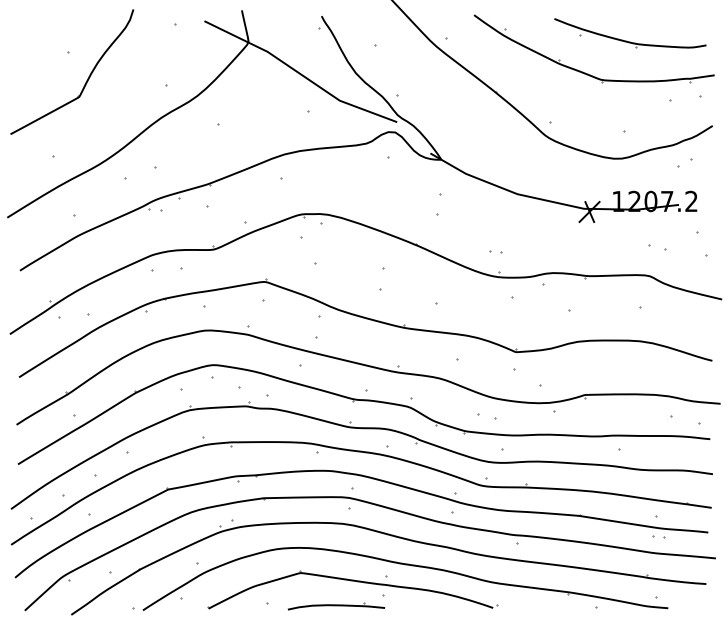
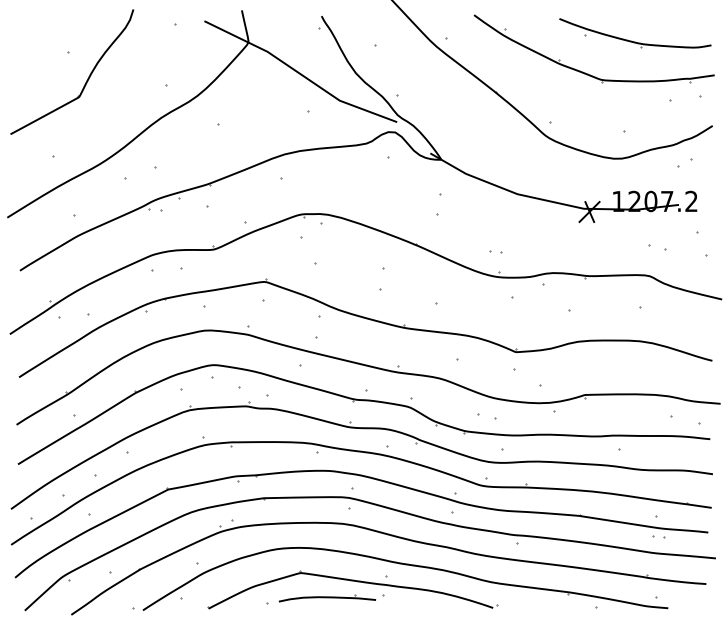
part position: (630, 41) -> (635, 41) (635, 41)
part position: (336, 606) -> (327, 598) (327, 598)
